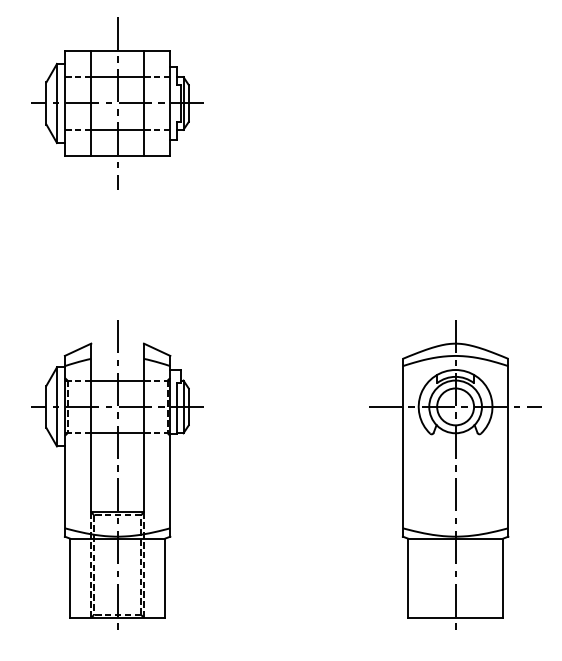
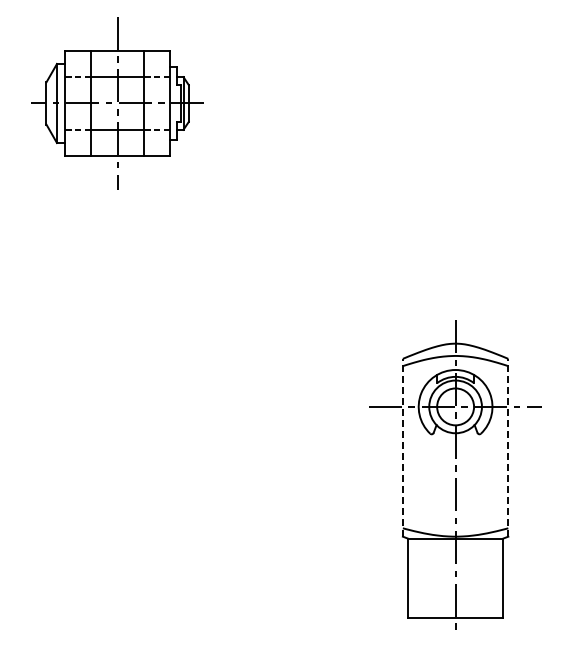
line: solid -> dashed (402, 447)
line: solid -> dashed (508, 447)
part: present -> none (117, 474)
